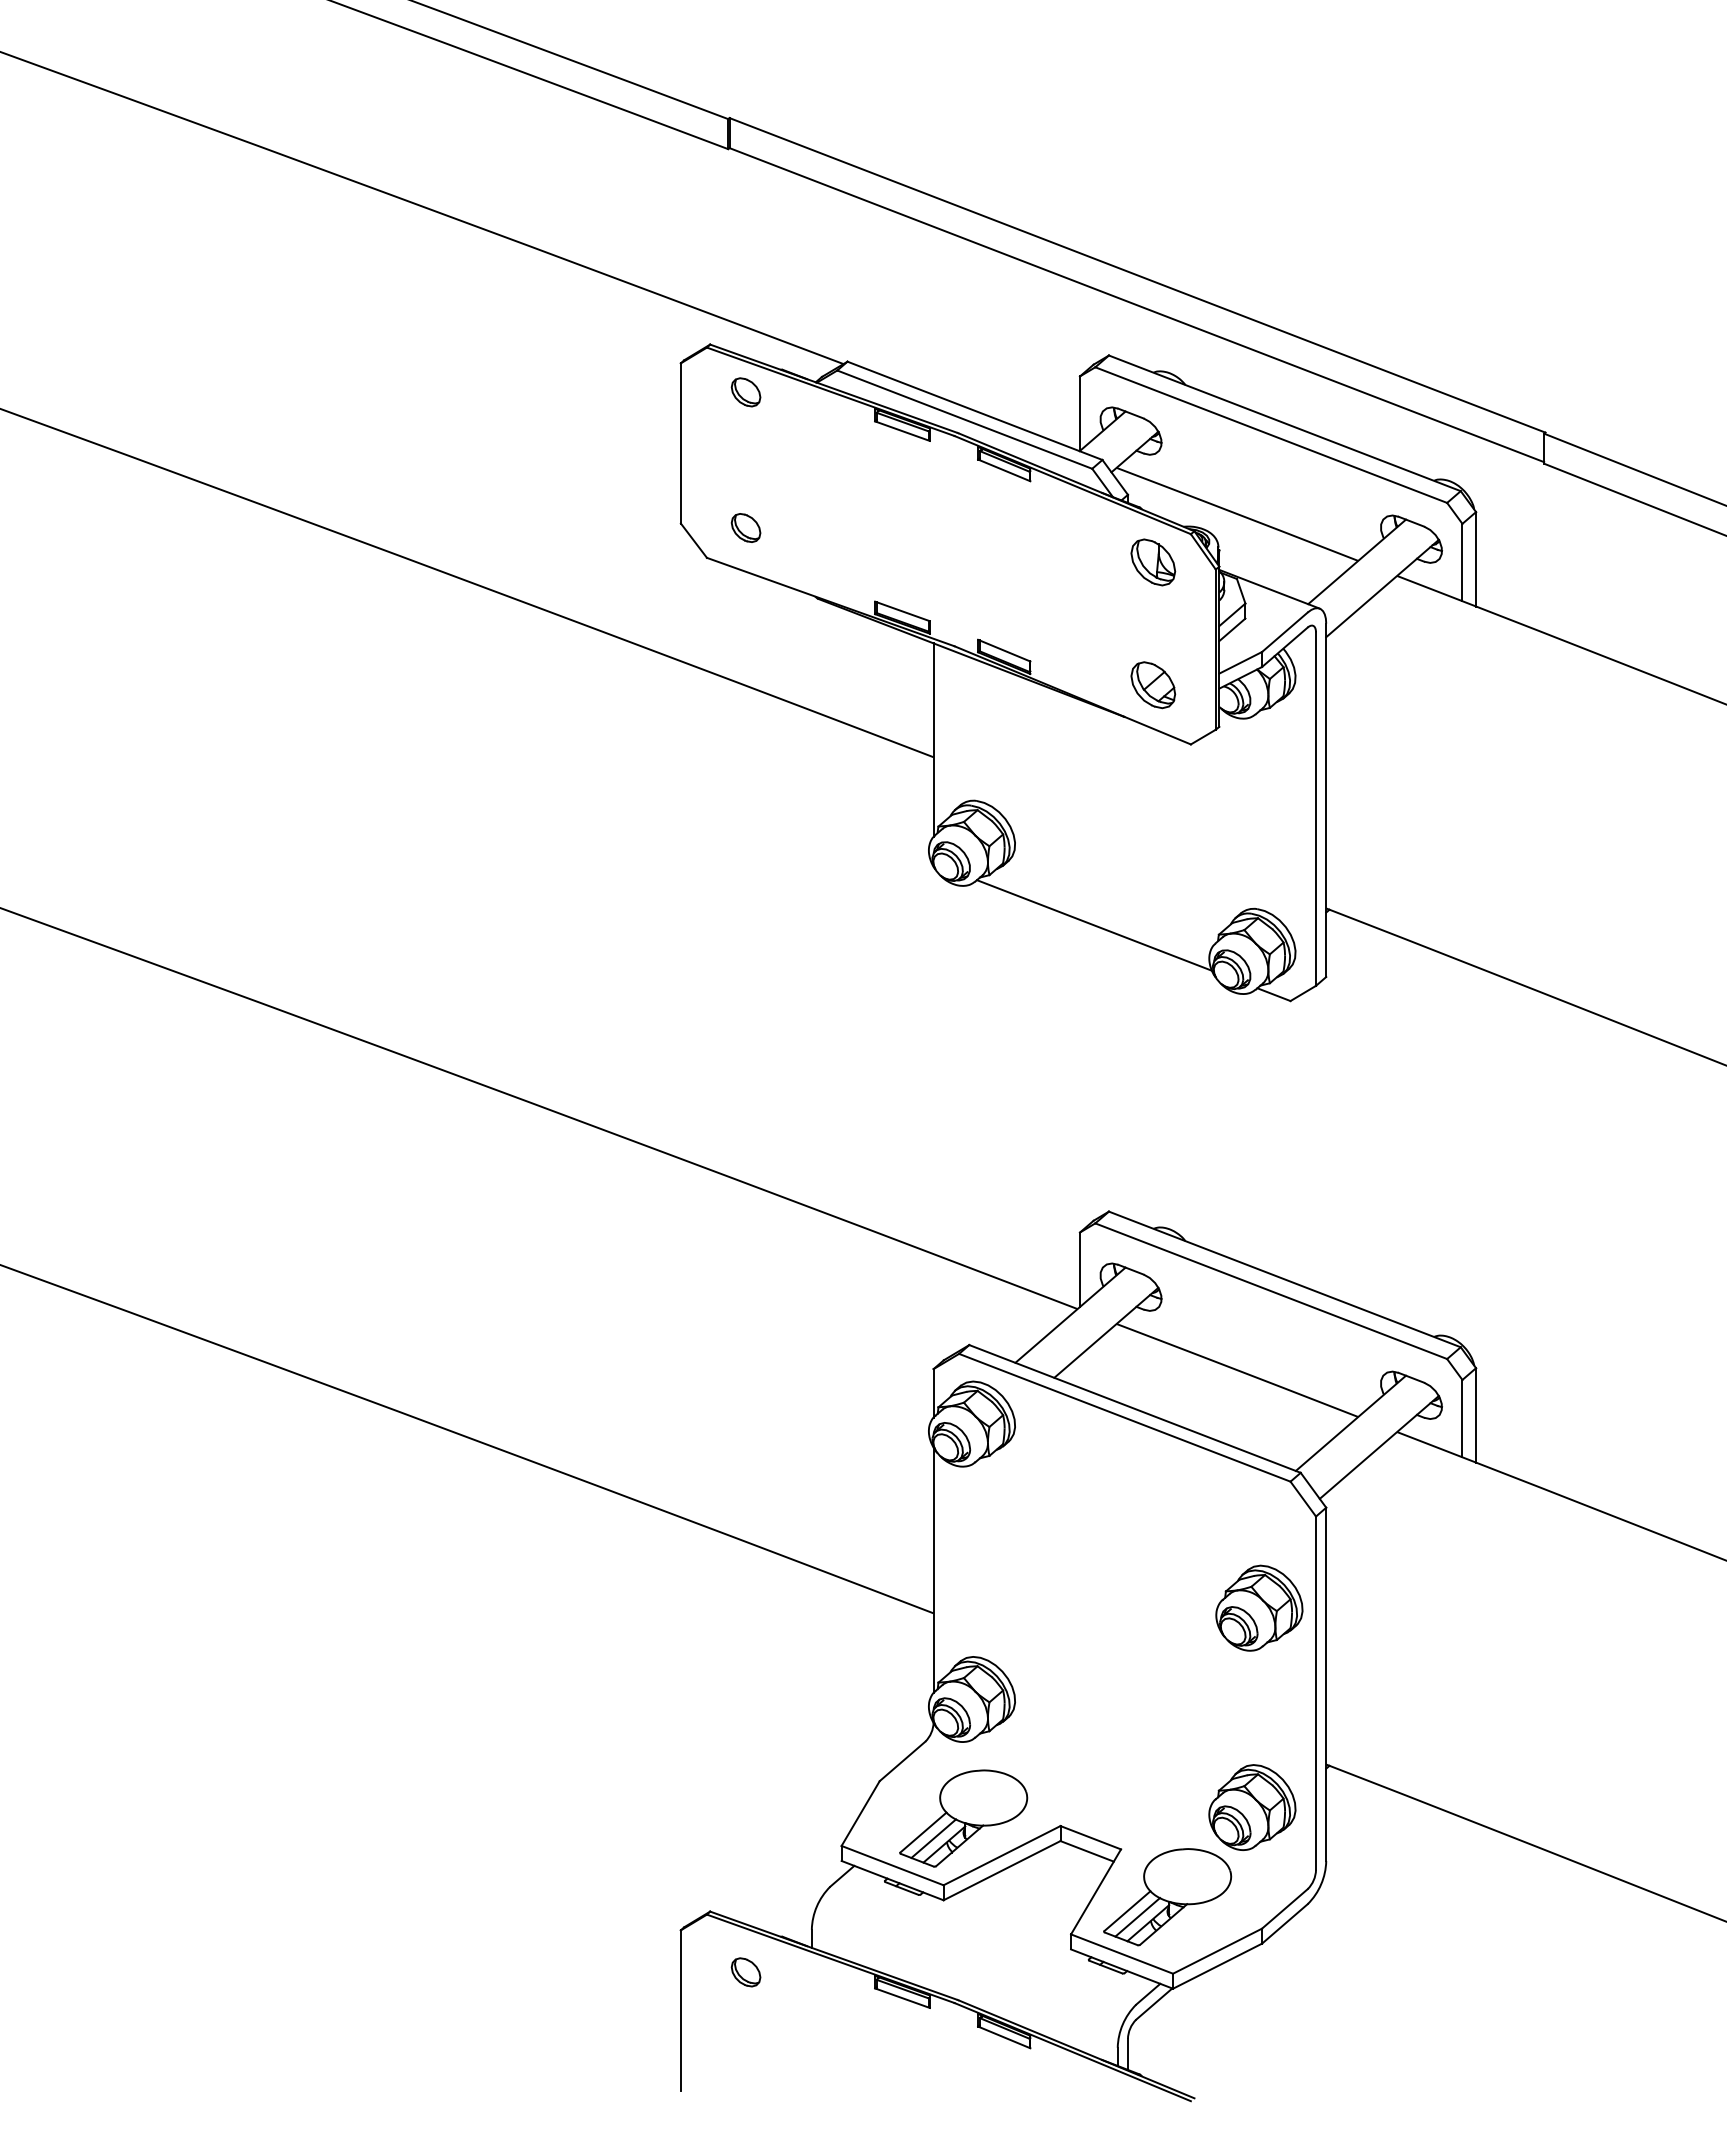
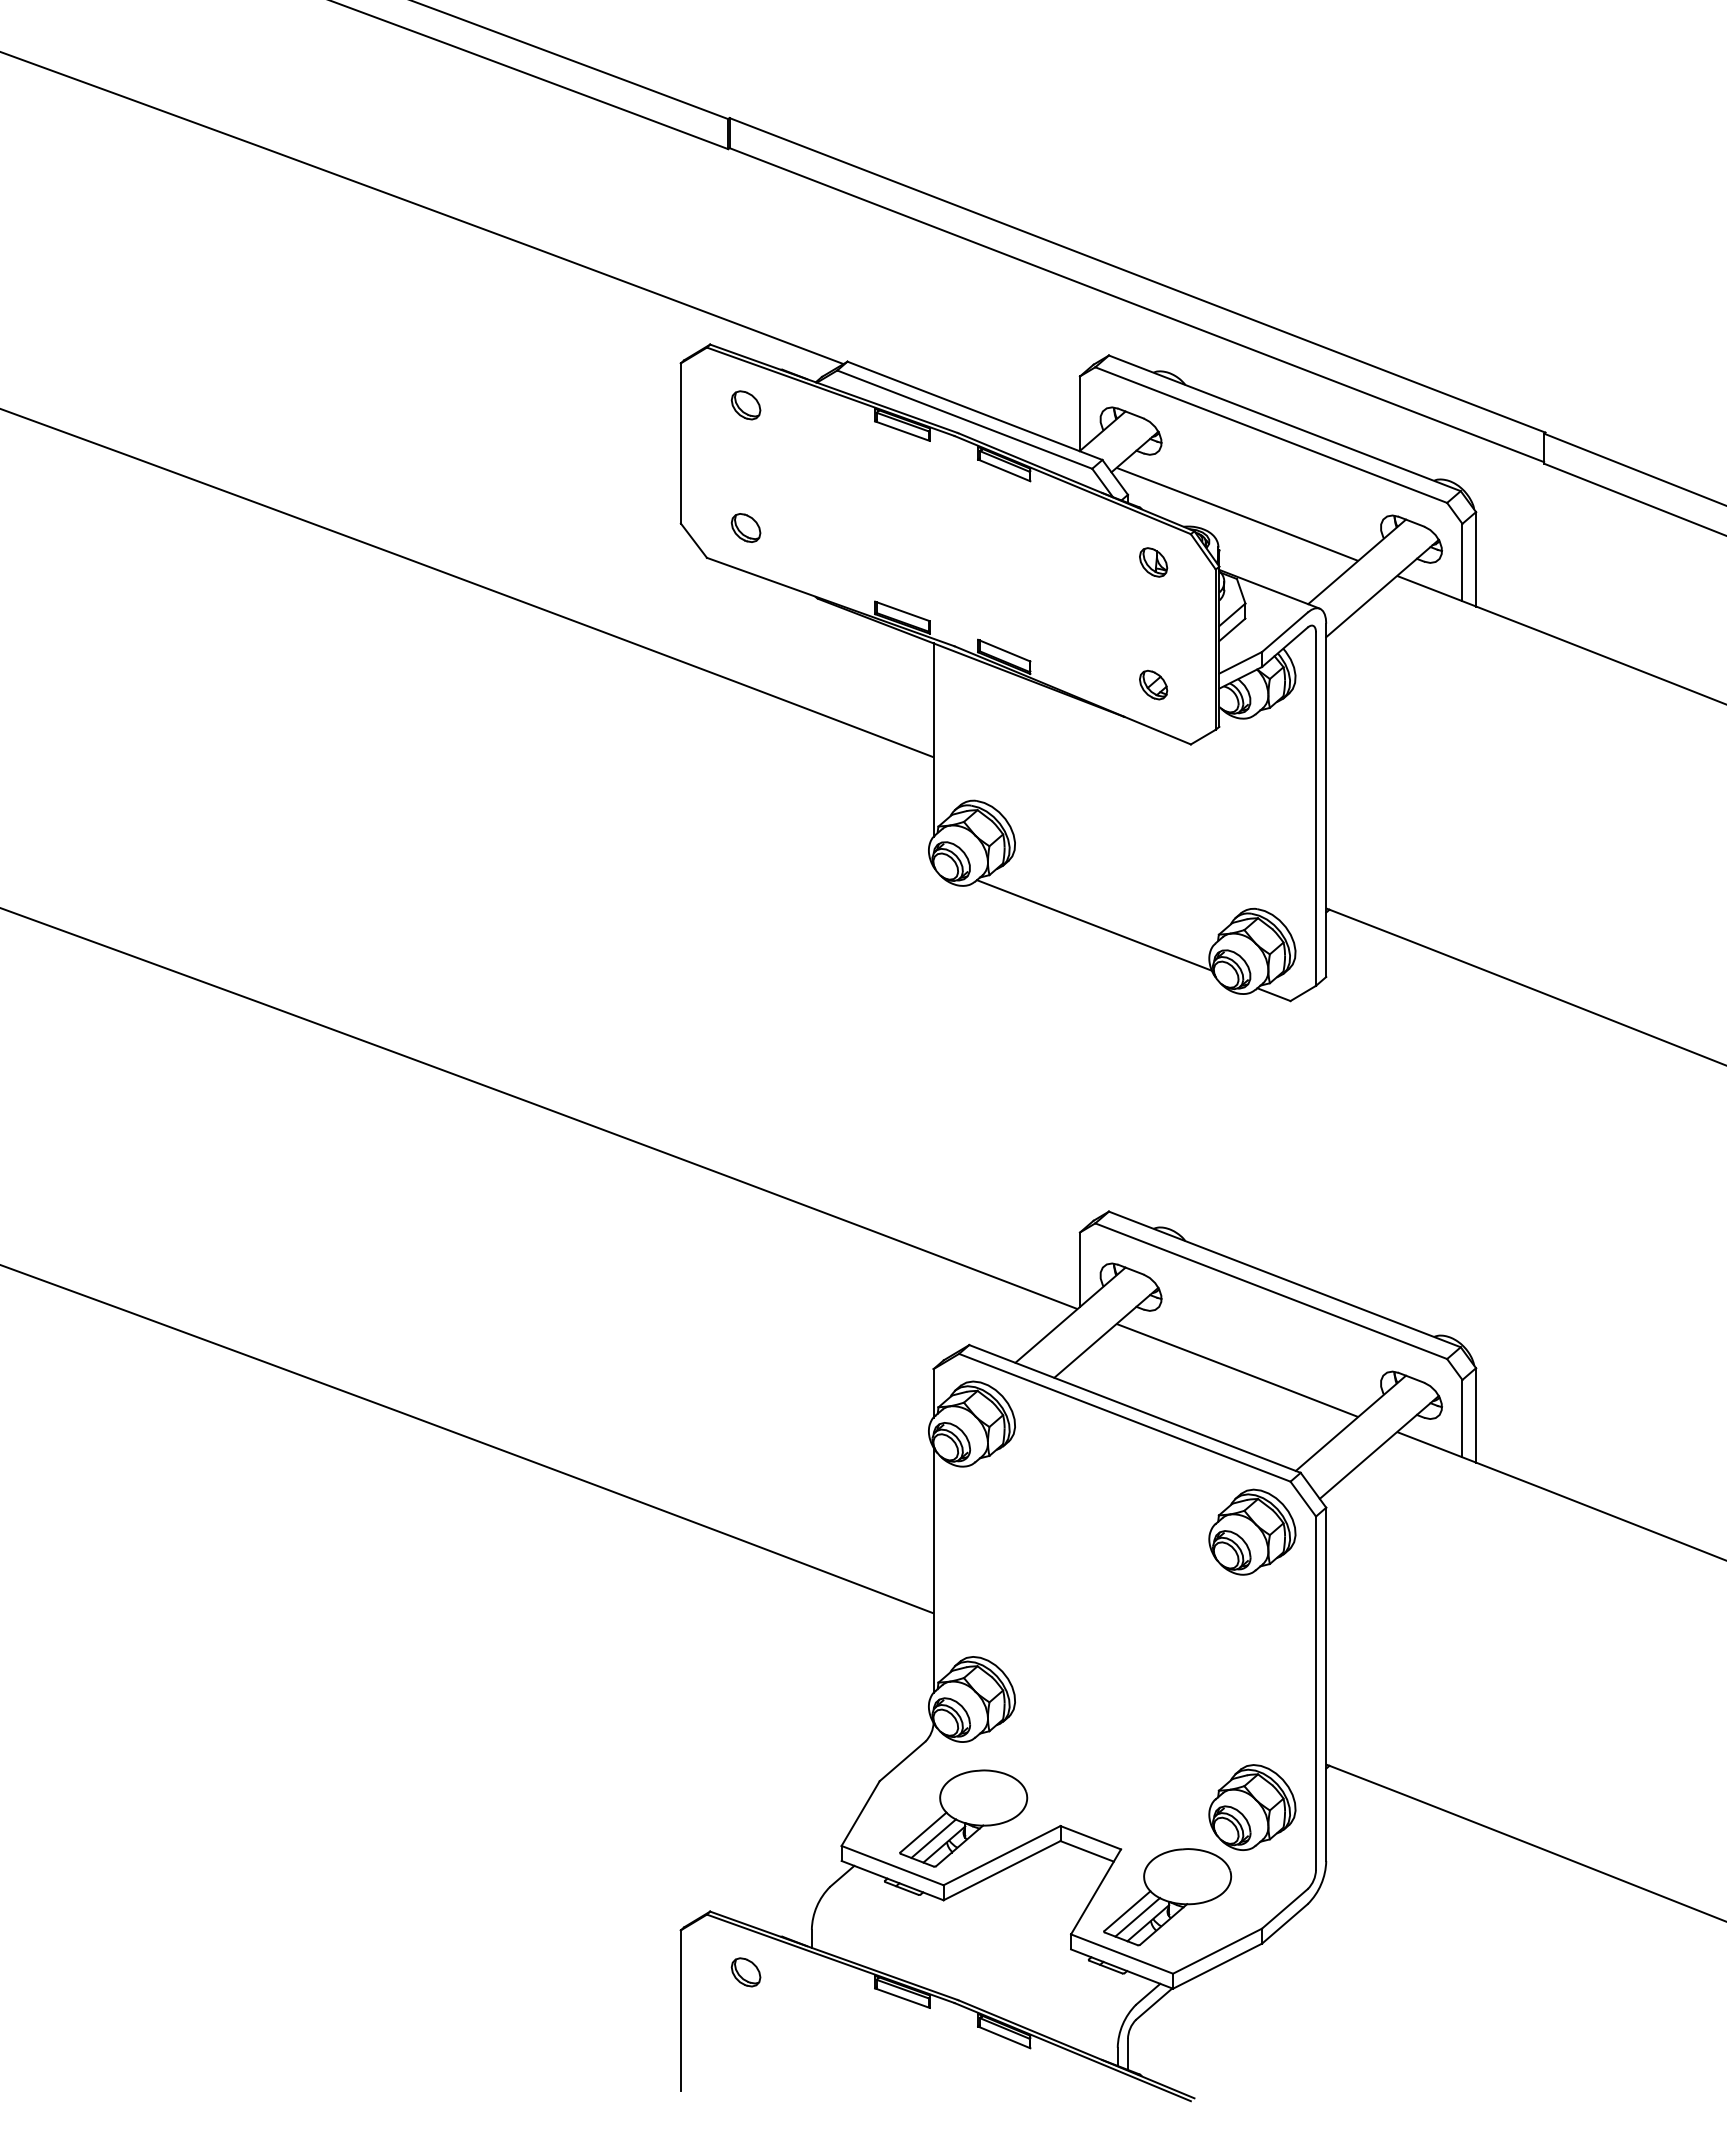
part position: (745, 392) -> (745, 405) (745, 405)
part size: 47x49 px -> 30x31 px (1153, 562)
part size: 47x49 px -> 30x32 px (1153, 684)
part position: (1259, 1607) -> (1252, 1531) (1252, 1531)
